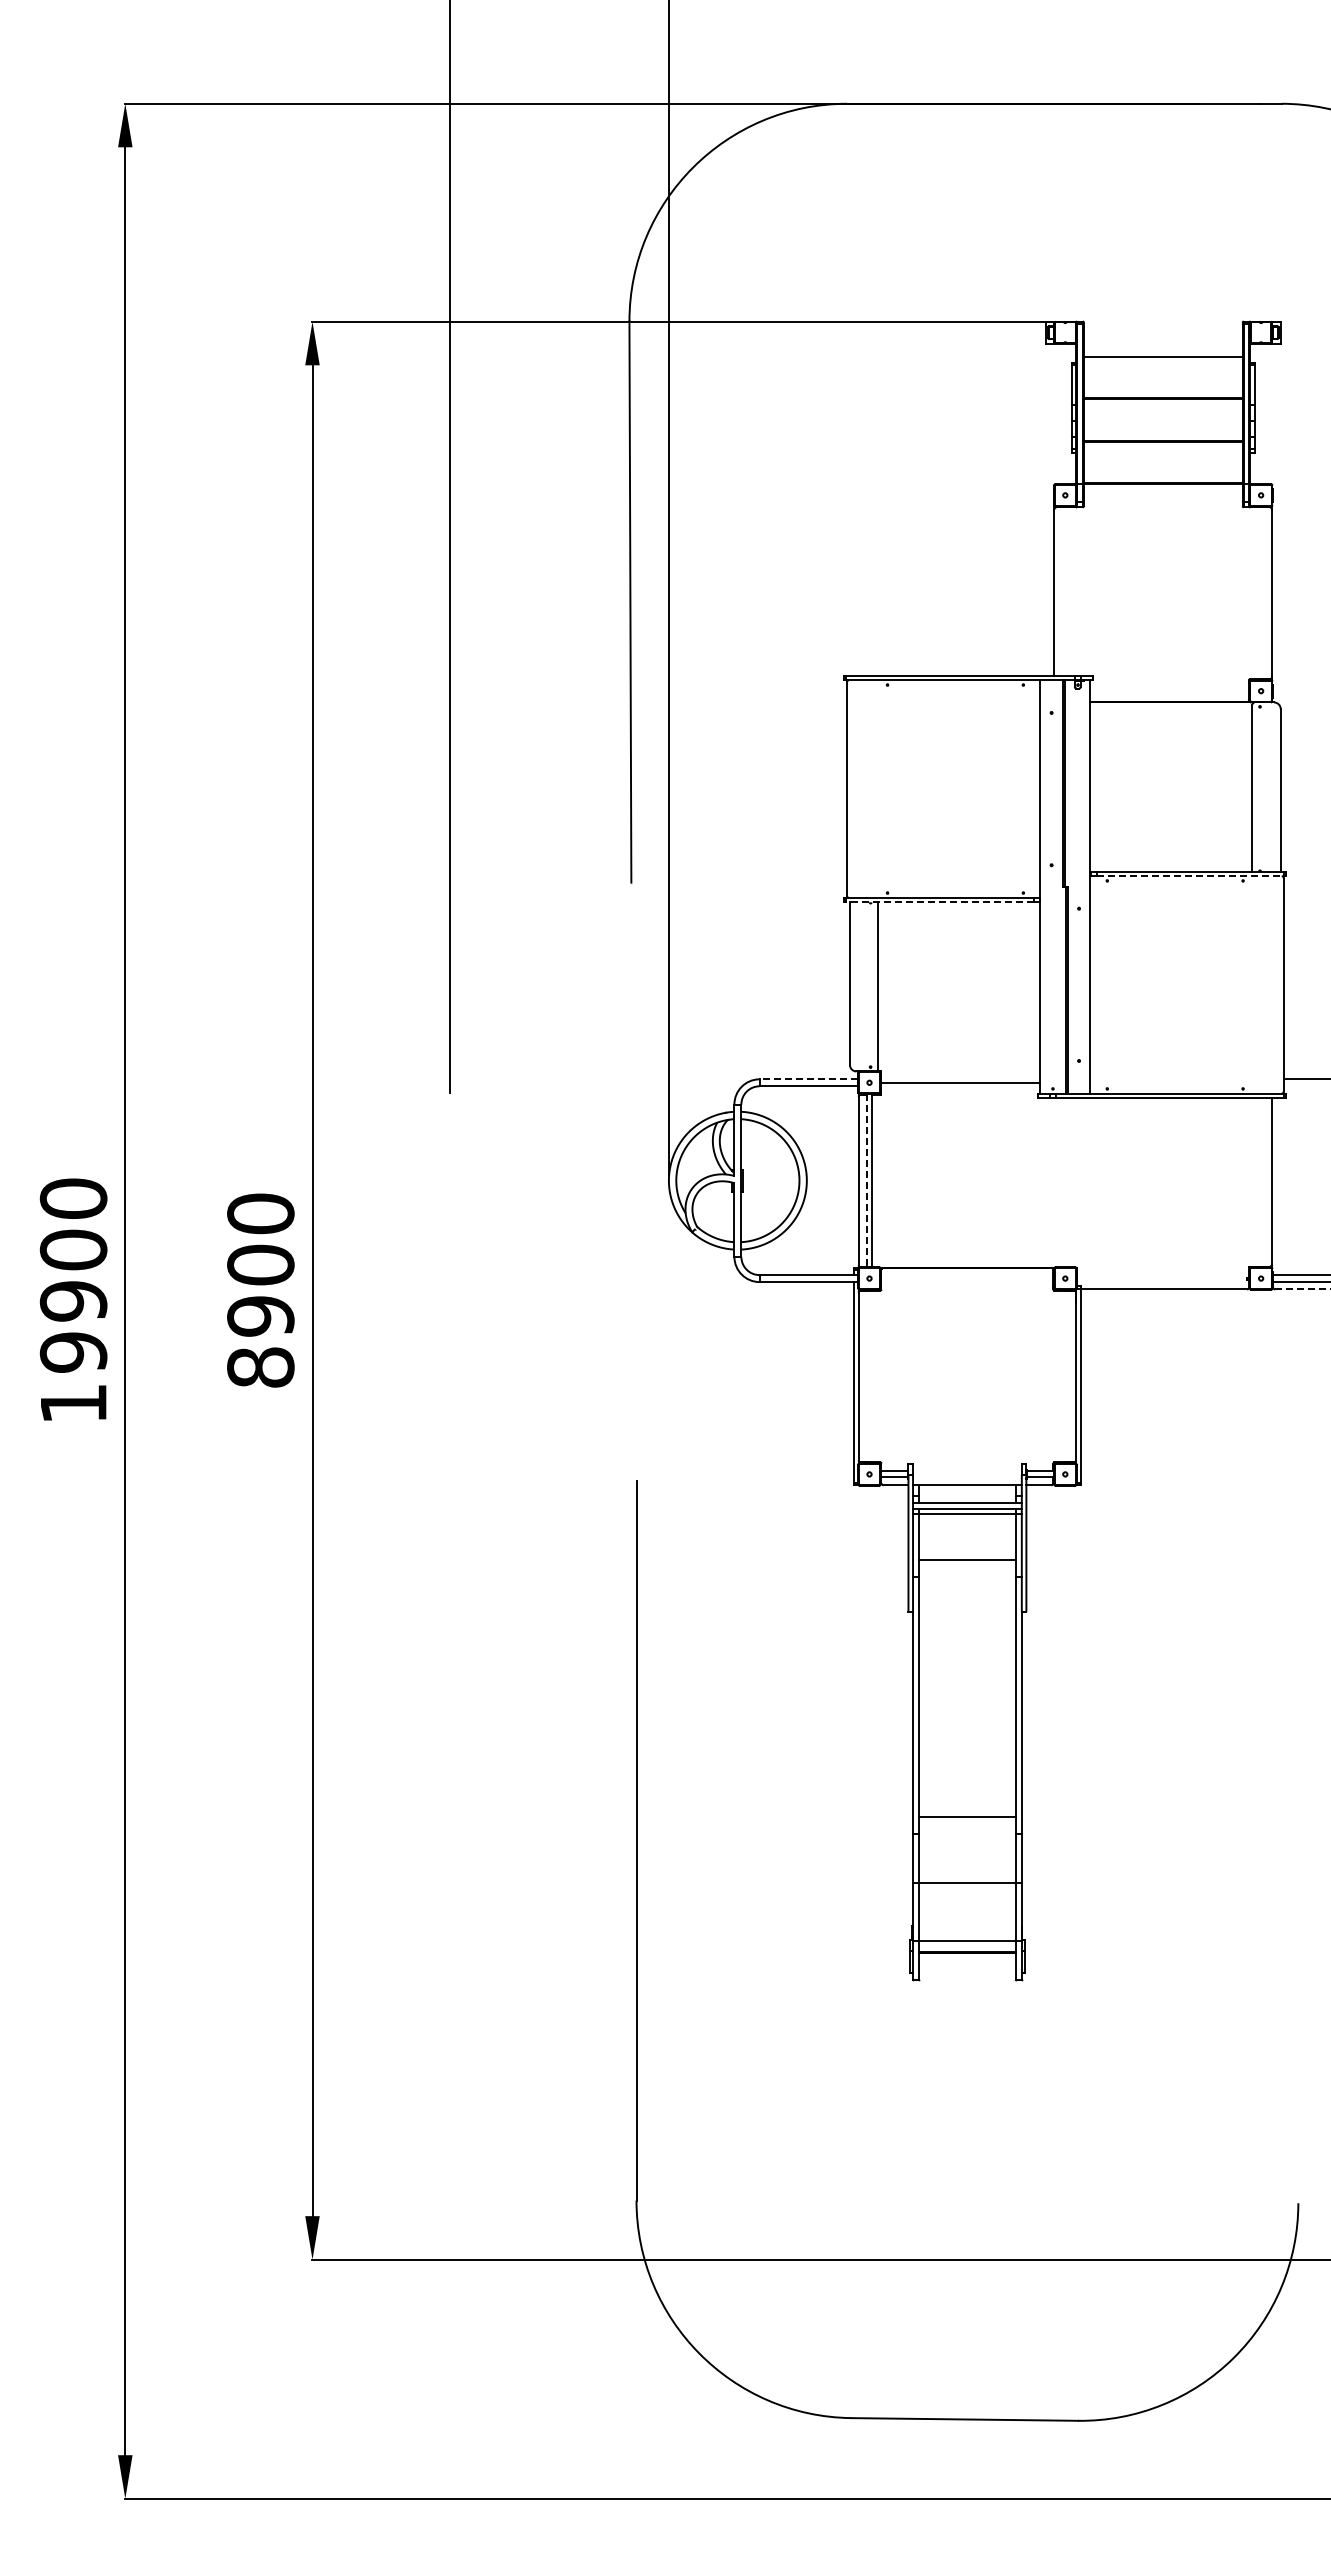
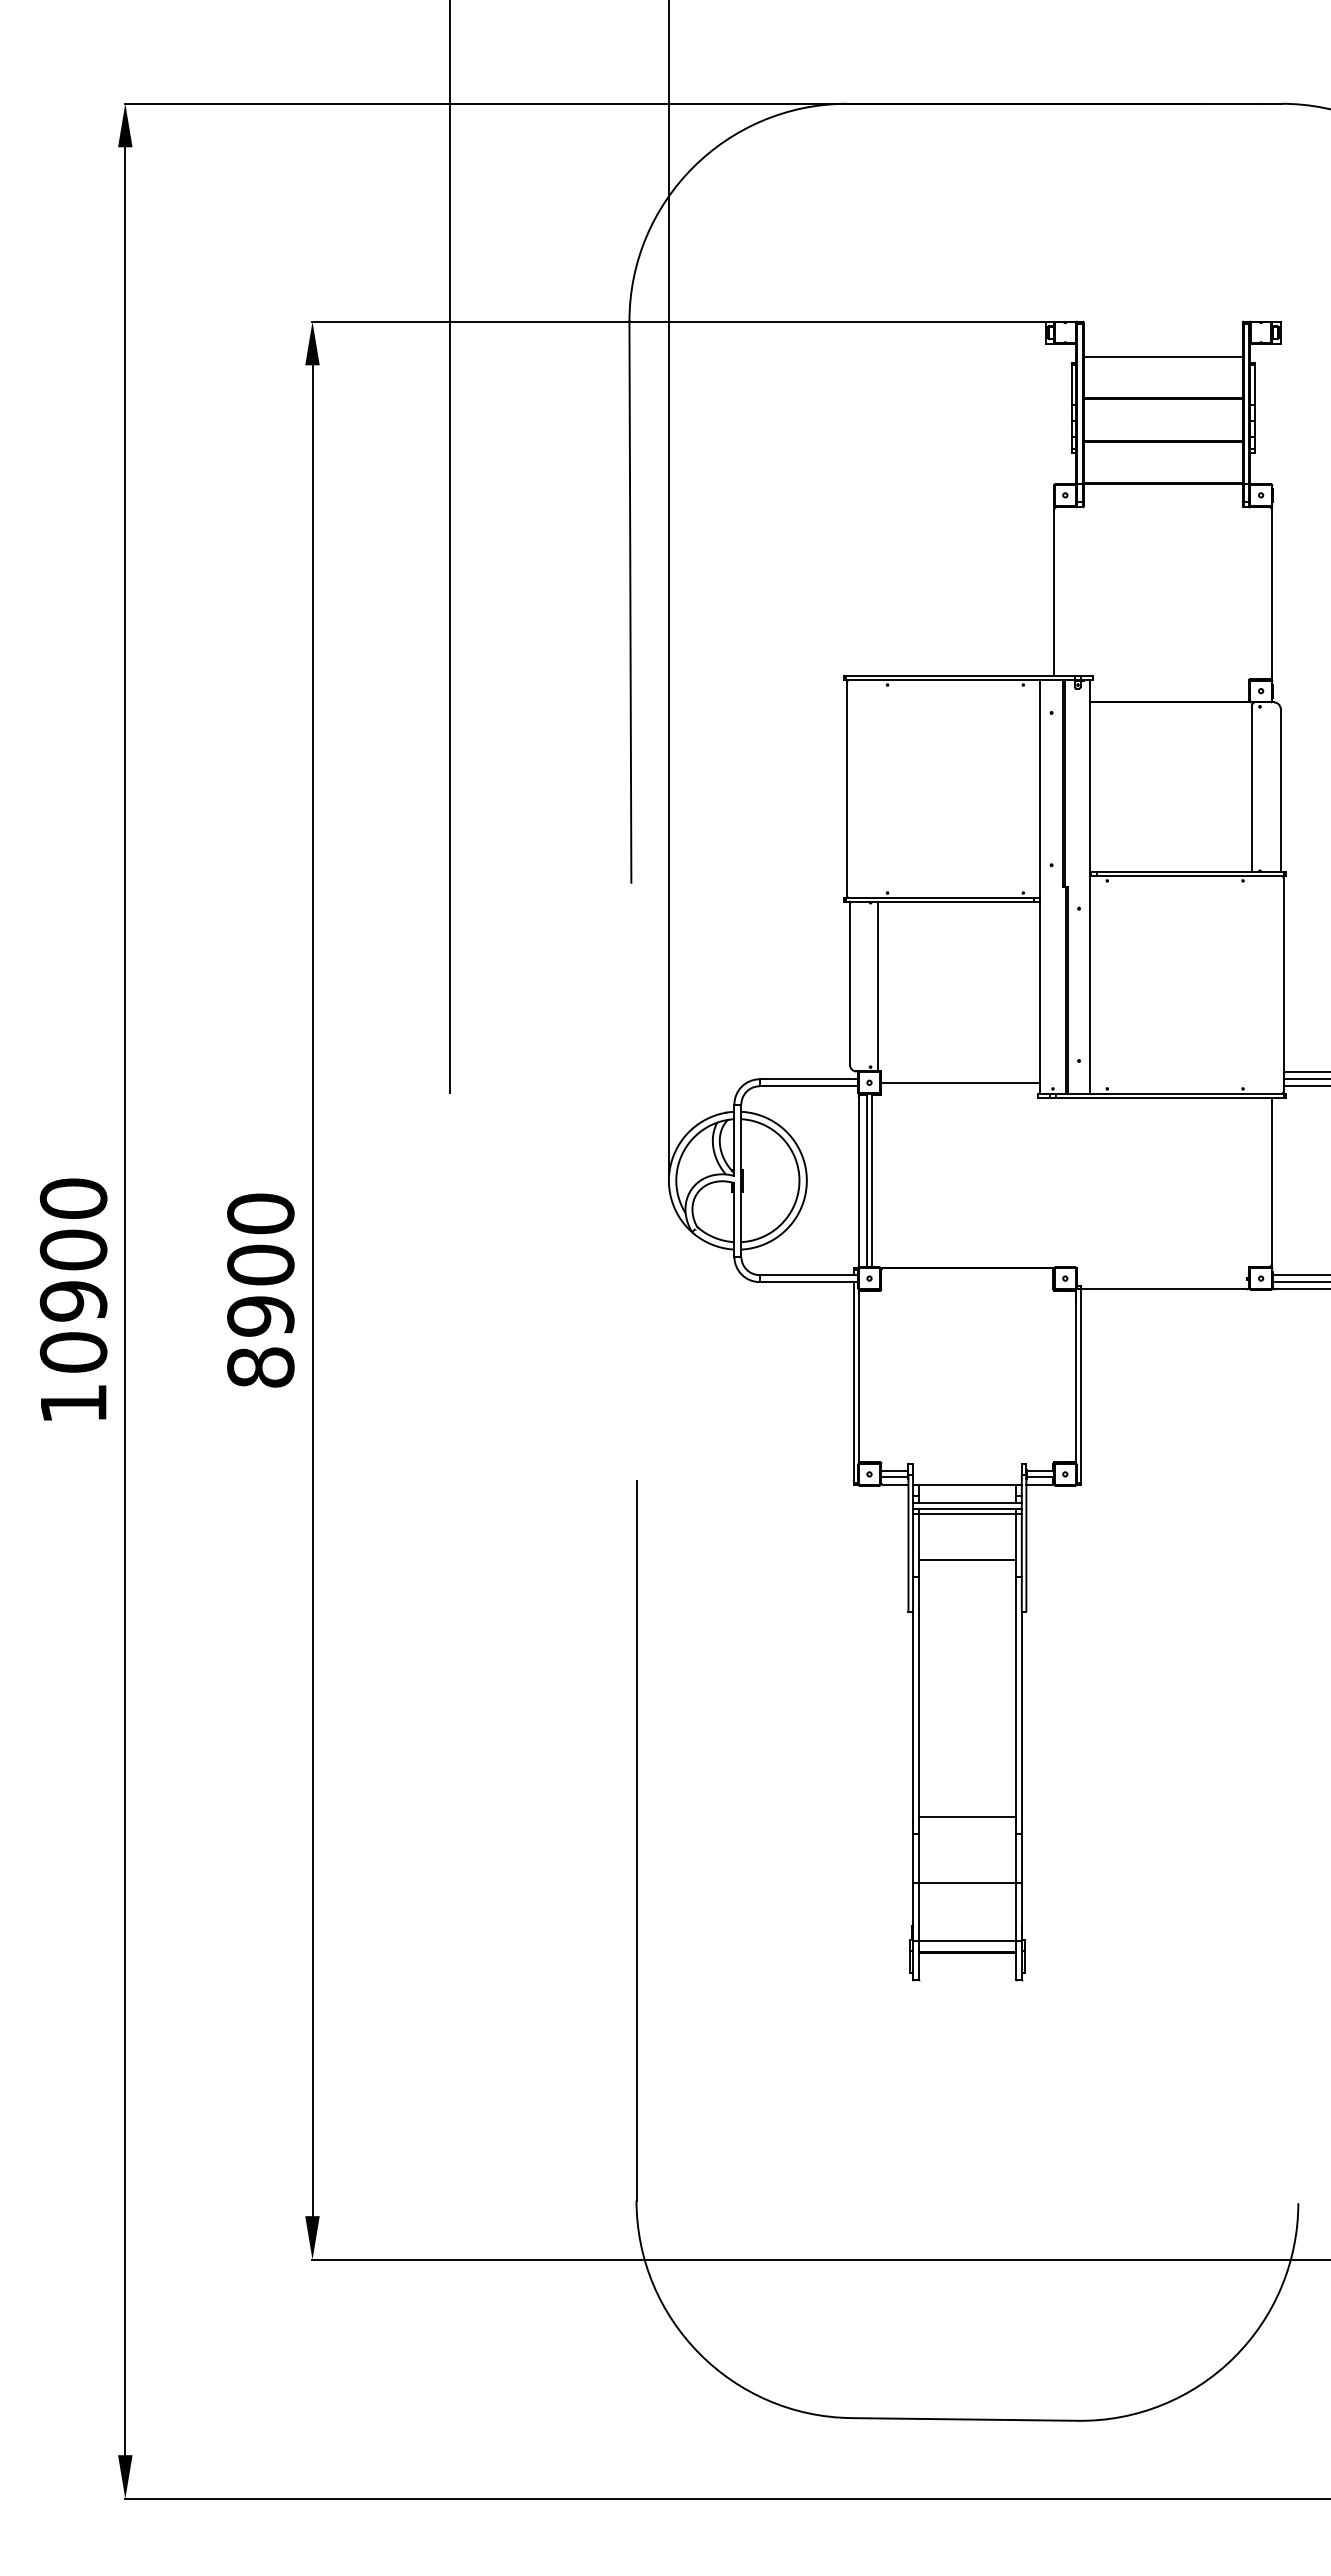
line: dashed -> solid (1190, 876)
line: dashed -> solid (940, 902)
line: none -> present (1305, 1071)
line: dashed -> solid (808, 1079)
line: none -> present (1305, 1086)
line: dashed -> solid (866, 1181)
line: dashed -> solid (1303, 1289)
text: 19900 -> 10900 (73, 1352)
